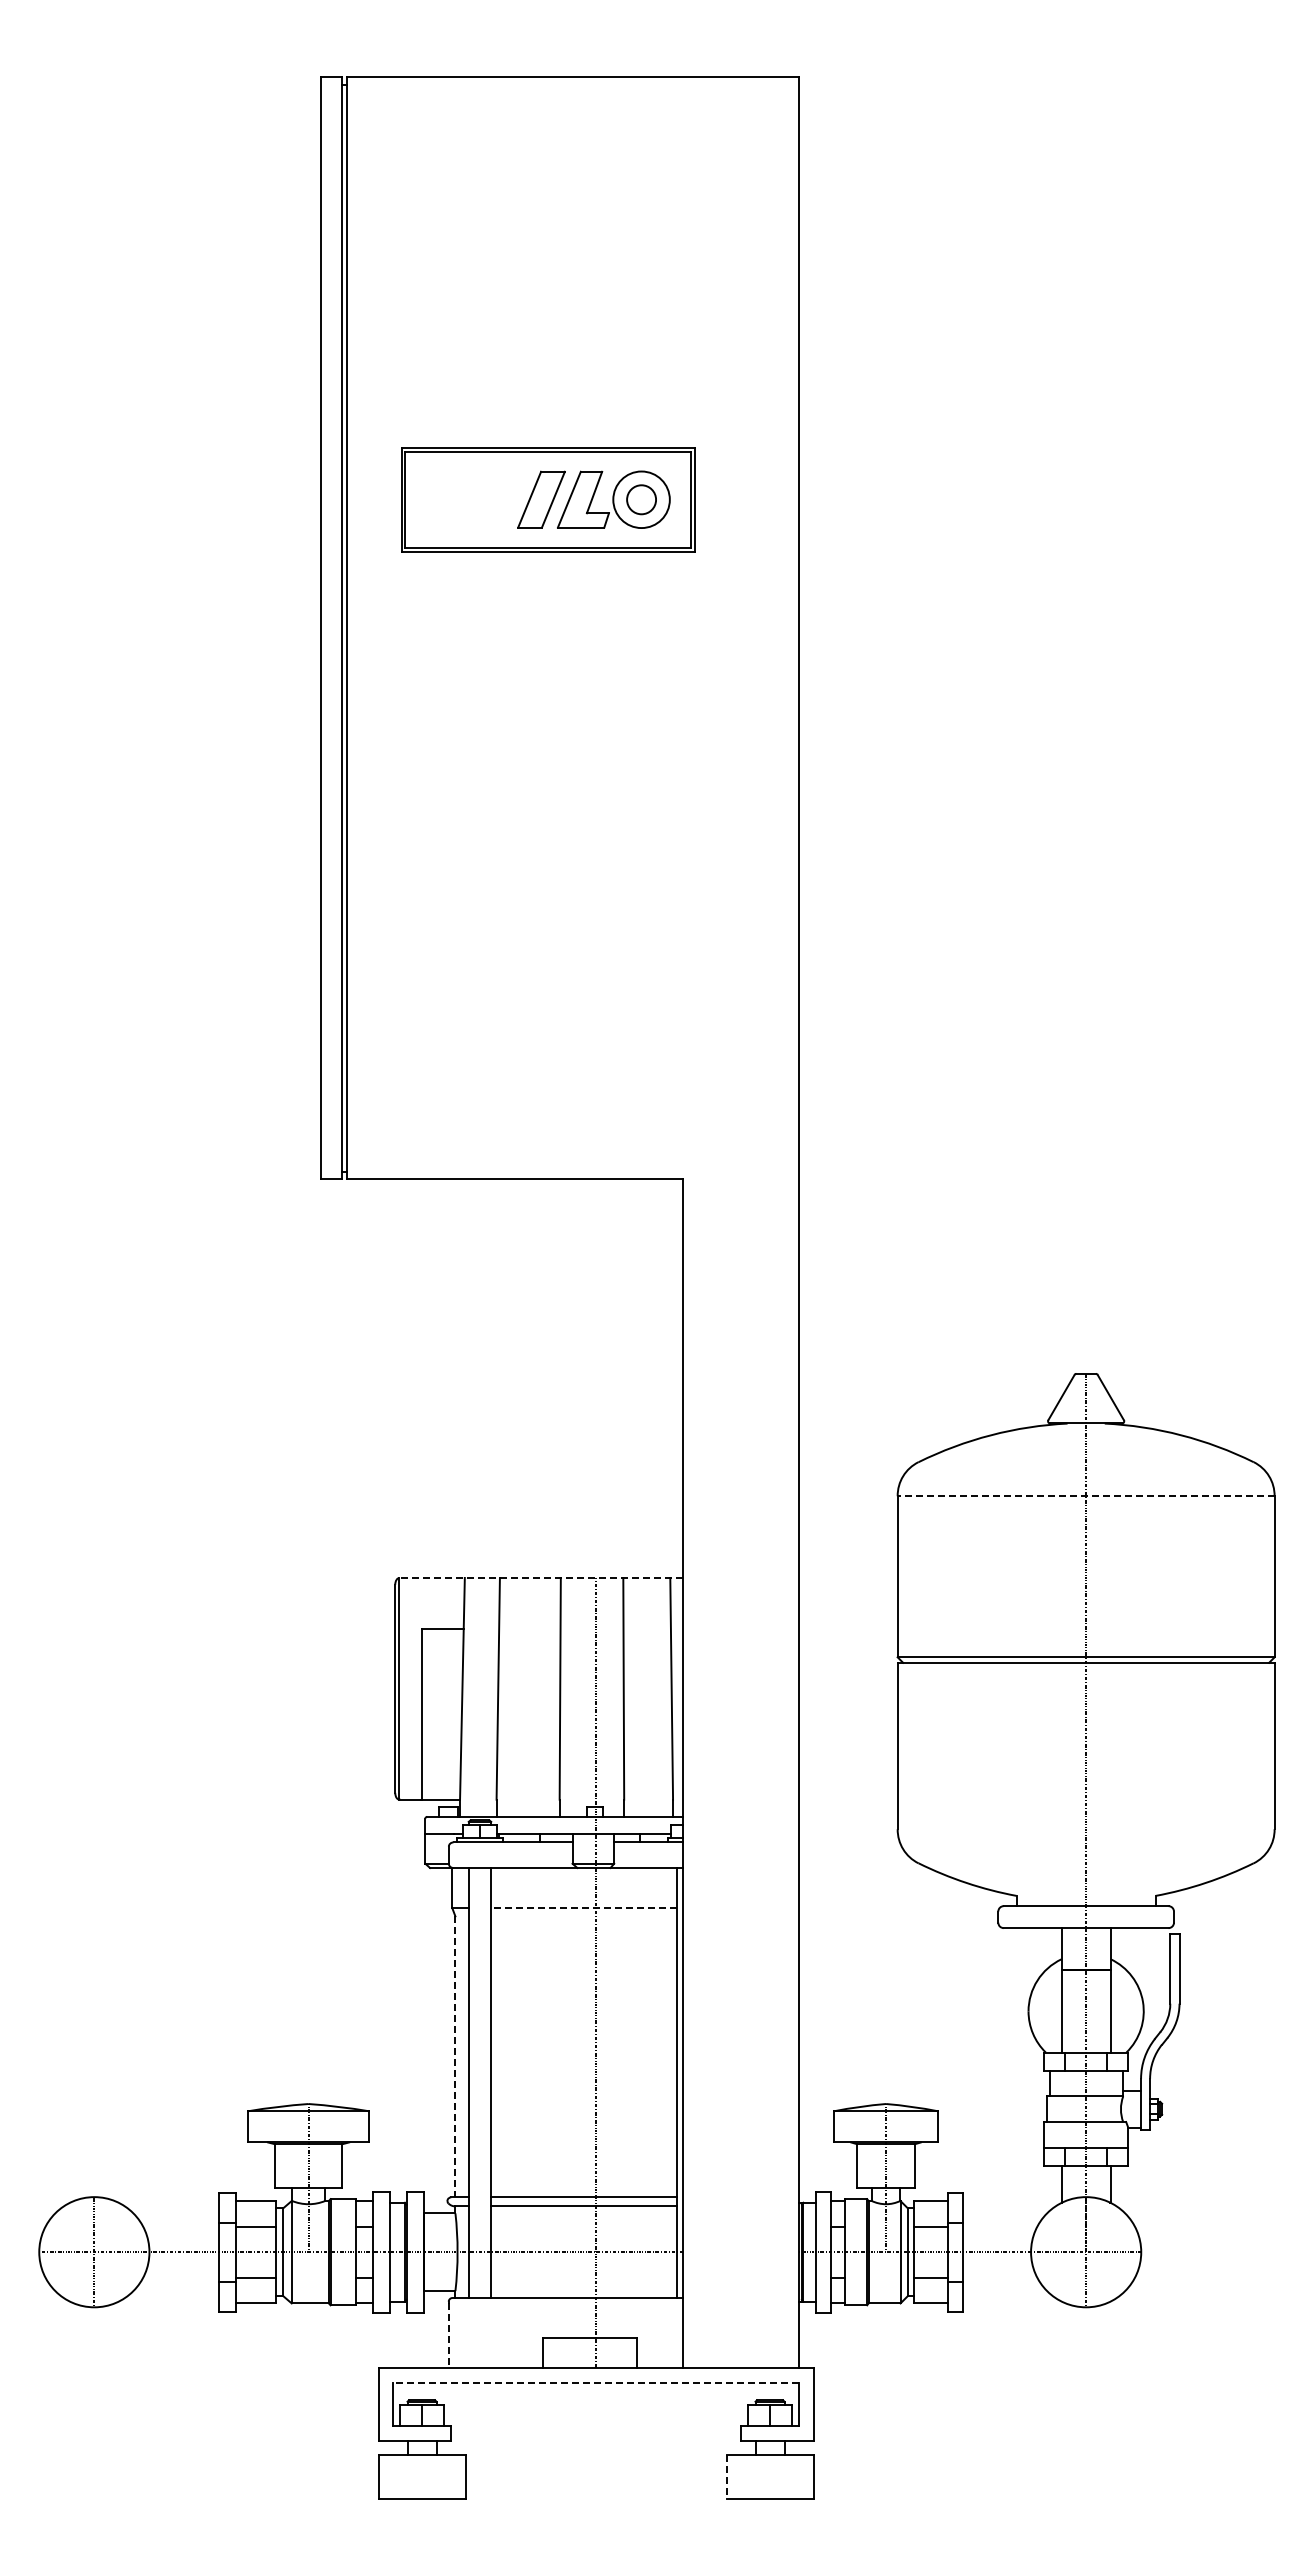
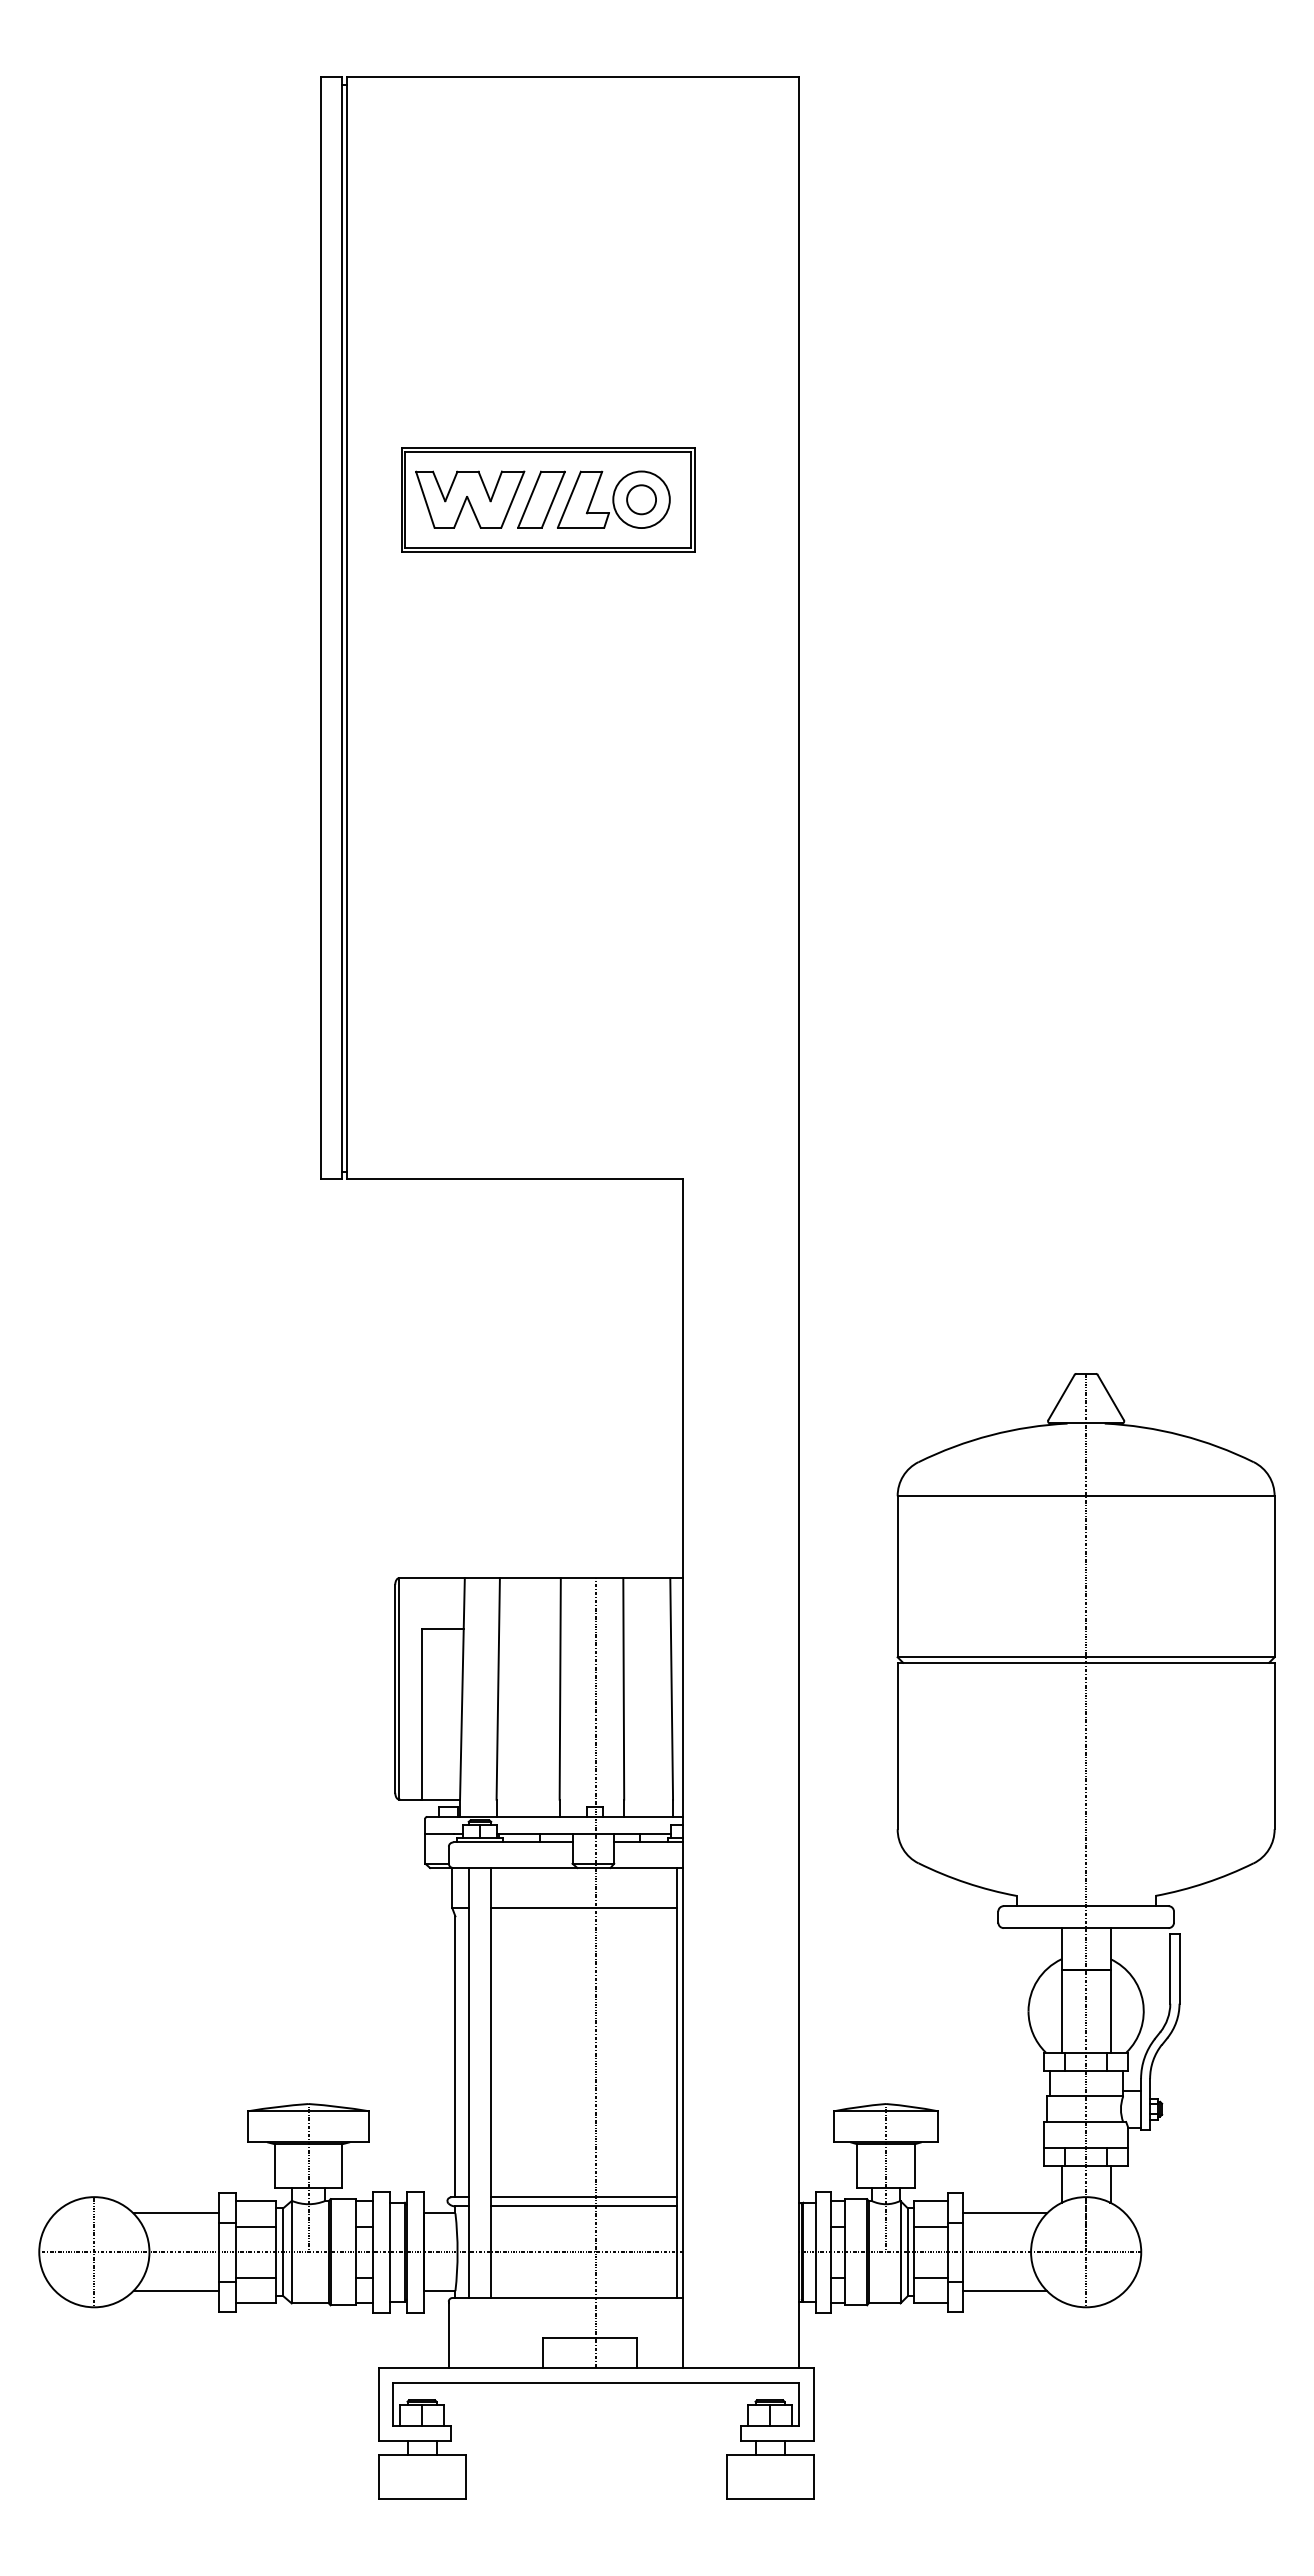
part: none -> present (470, 499)
line: dashed -> solid (1085, 1496)
line: dashed -> solid (541, 1577)
line: dashed -> solid (584, 1908)
line: dashed -> solid (455, 2057)
line: none -> present (176, 2213)
line: none -> present (1004, 2213)
line: none -> present (176, 2291)
line: none -> present (1004, 2291)
line: dashed -> solid (448, 2336)
line: dashed -> solid (596, 2382)
line: dashed -> solid (726, 2476)
